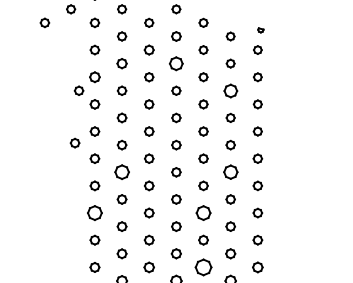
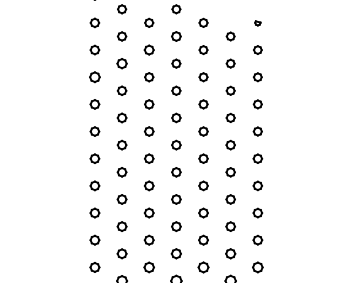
part: present -> none (71, 9)
part: present -> none (44, 22)
part position: (260, 30) -> (257, 23) (257, 23)
part size: 15x16 px -> 11x11 px (176, 63)
part: present -> none (78, 90)
part size: 16x16 px -> 11x11 px (230, 90)
part: present -> none (74, 142)
part size: 16x16 px -> 12x11 px (121, 172)
part size: 16x16 px -> 11x11 px (230, 172)
part size: 16x16 px -> 12x12 px (94, 212)
part size: 17x16 px -> 11x12 px (203, 212)
part size: 19x19 px -> 13x13 px (203, 267)
